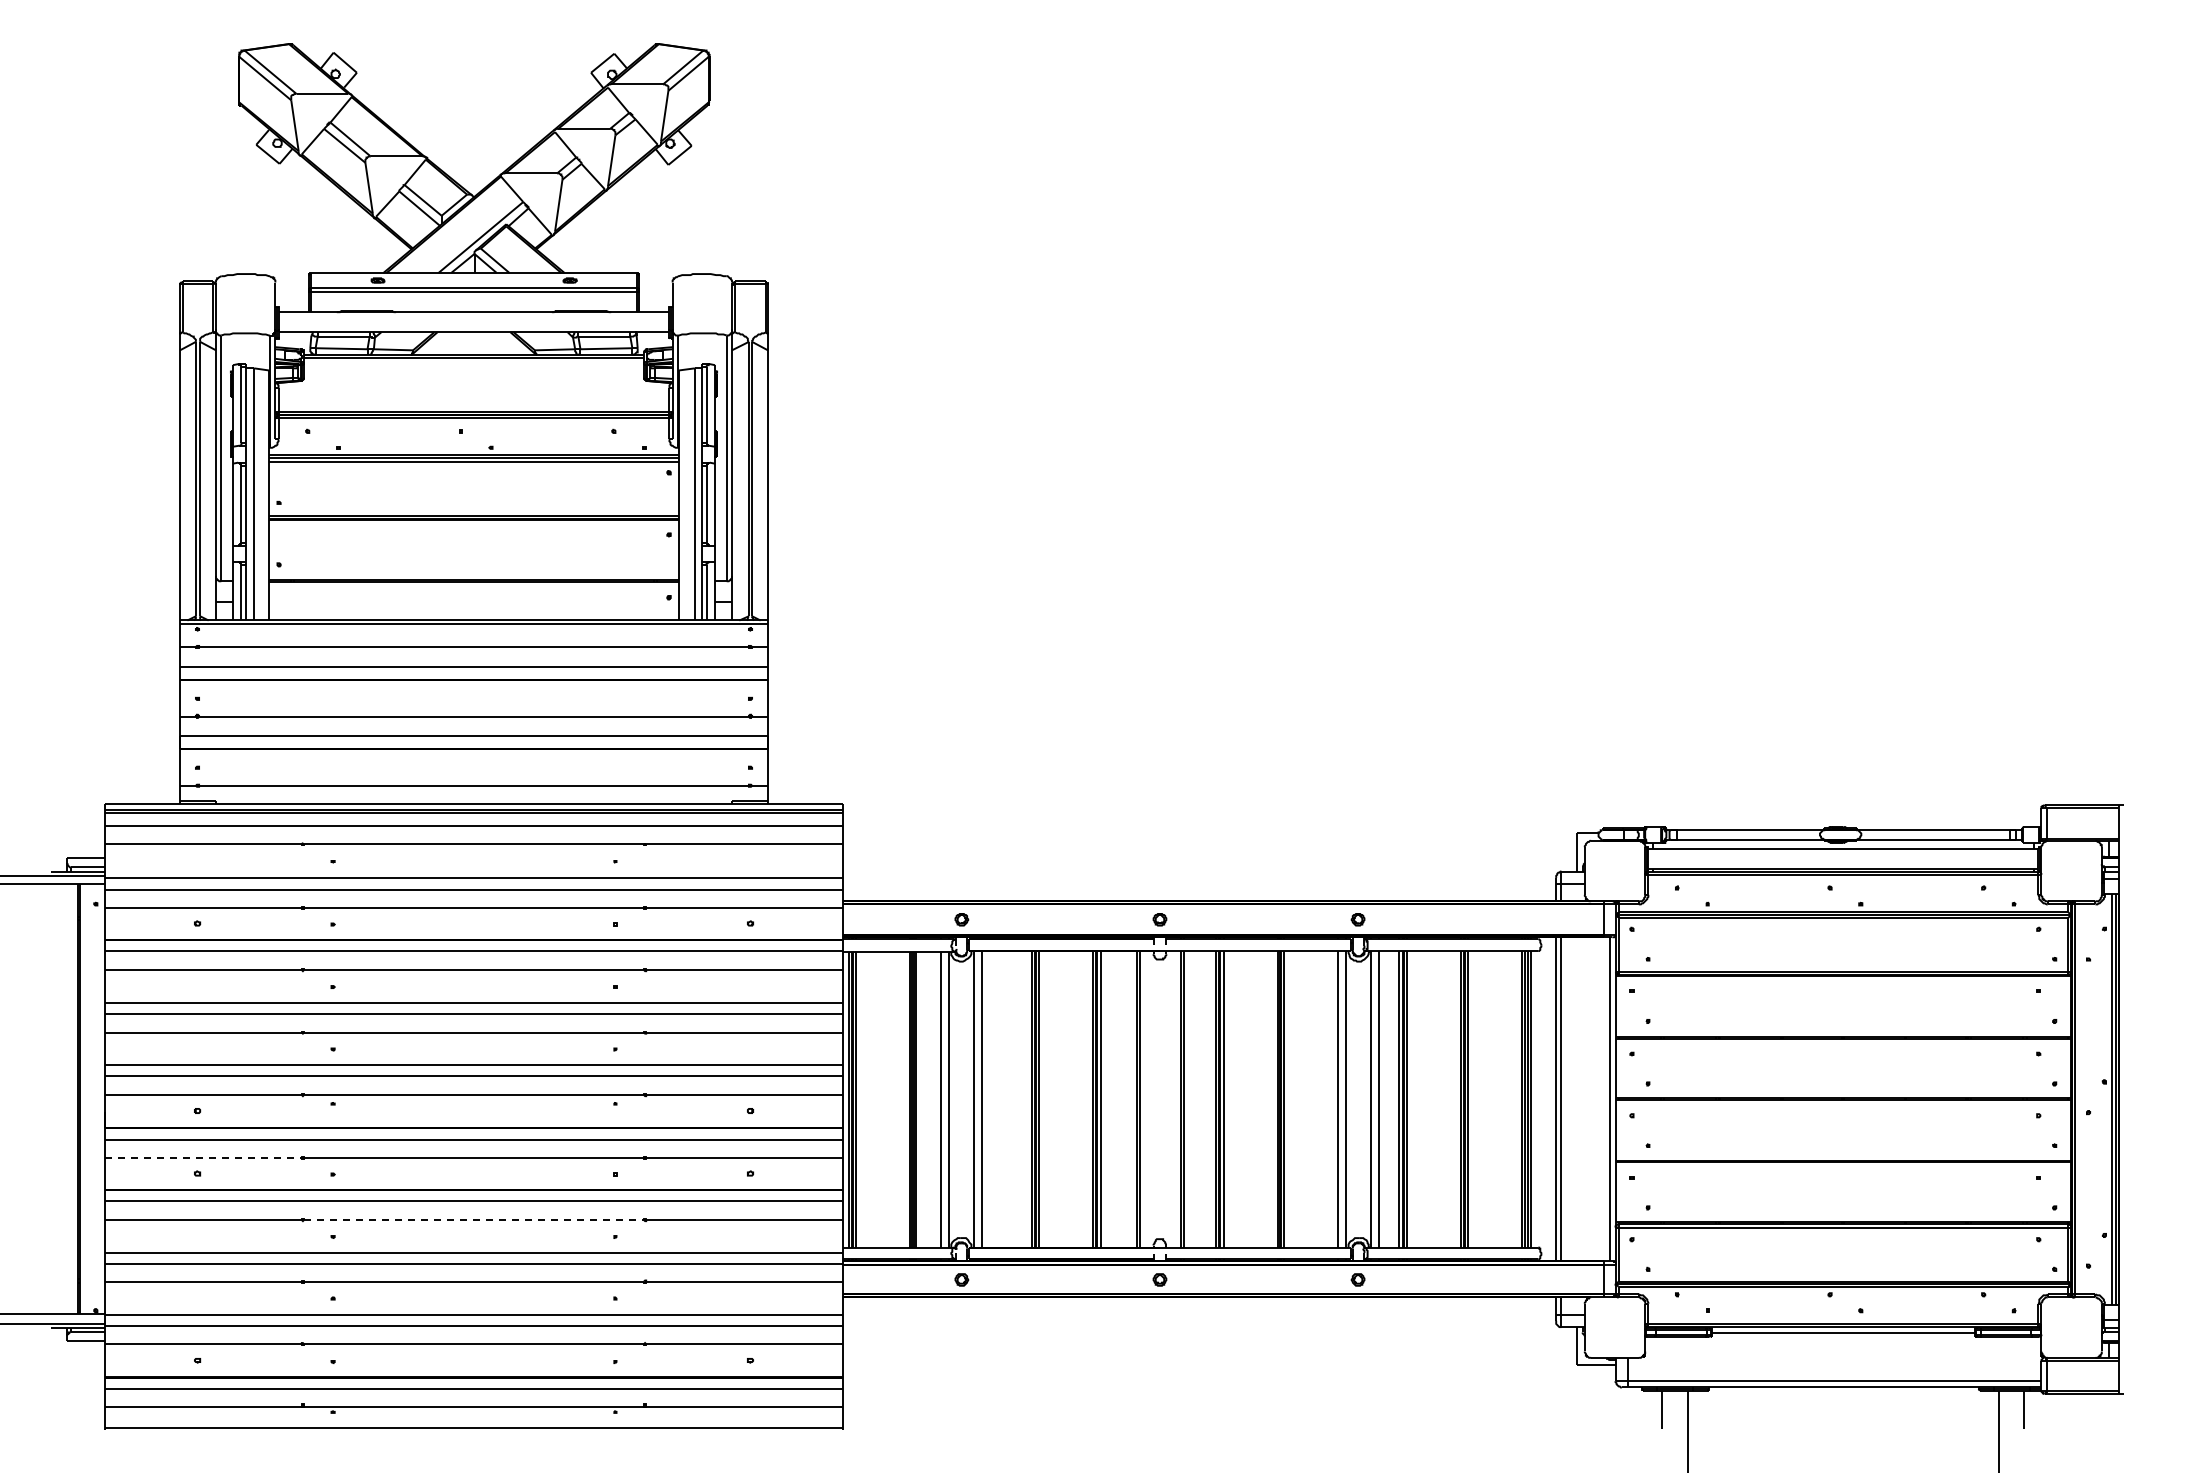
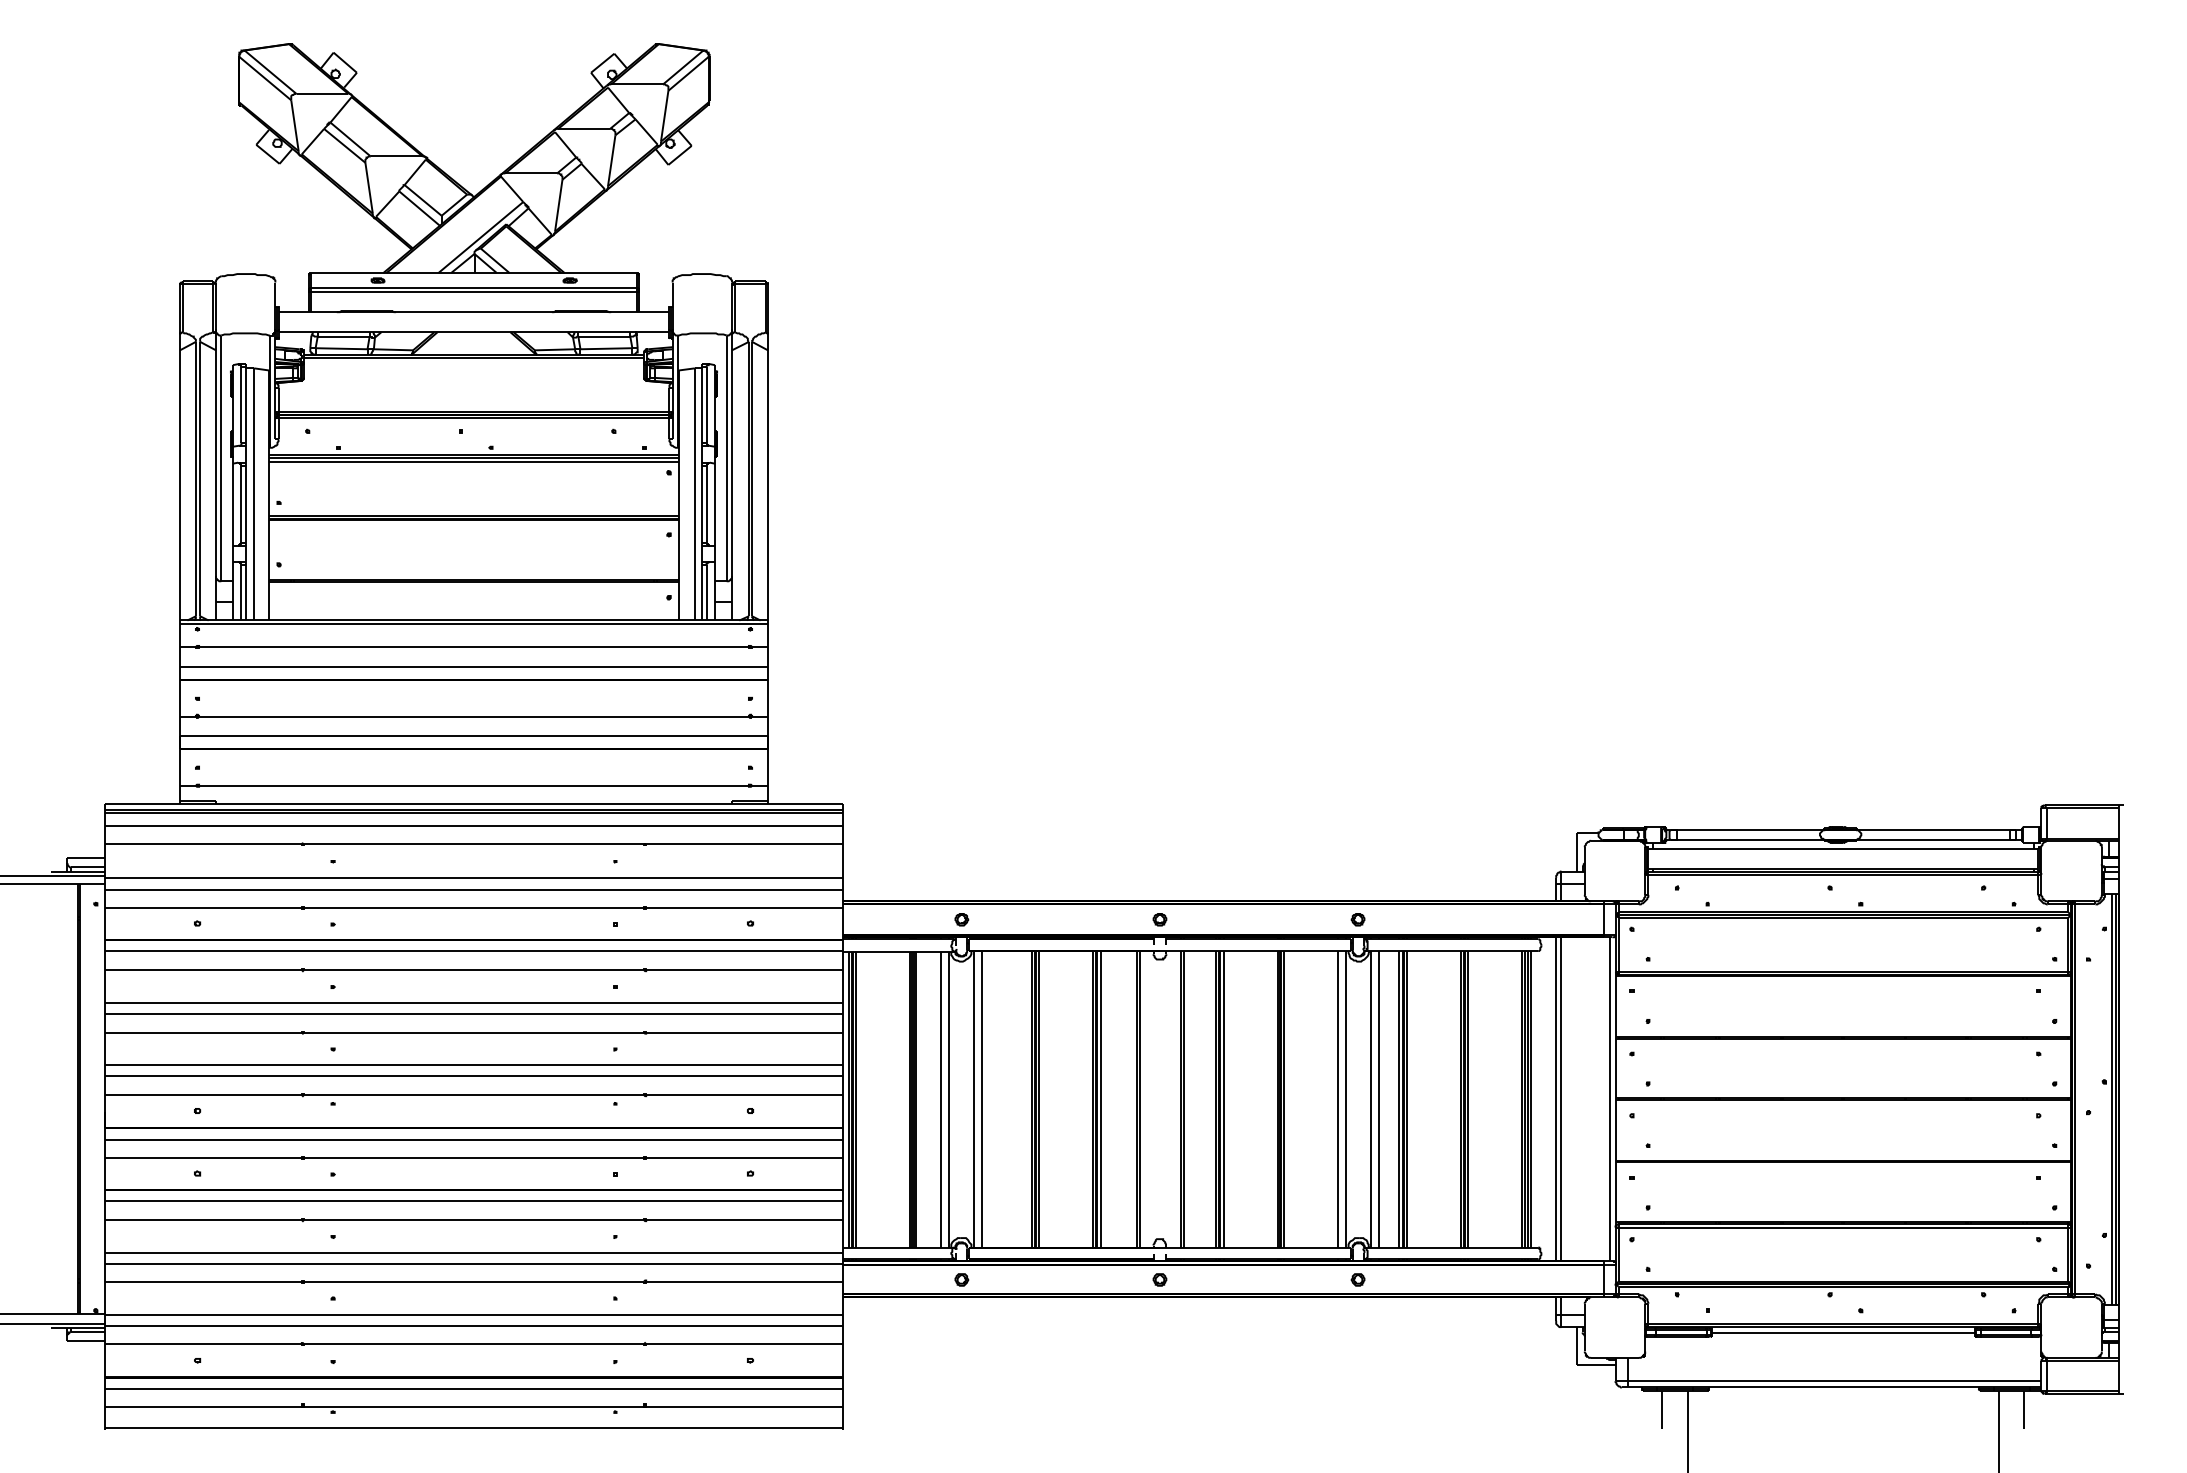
line: dashed -> solid (203, 1157)
line: dashed -> solid (474, 1220)
